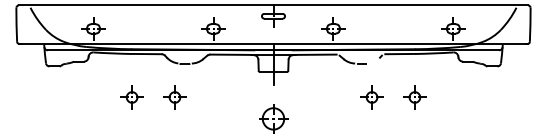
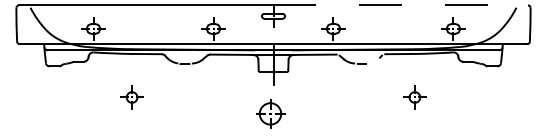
line: solid -> dashed (401, 5)
part: present -> none (174, 97)
part: present -> none (371, 97)
part position: (273, 118) -> (270, 113) (270, 113)
